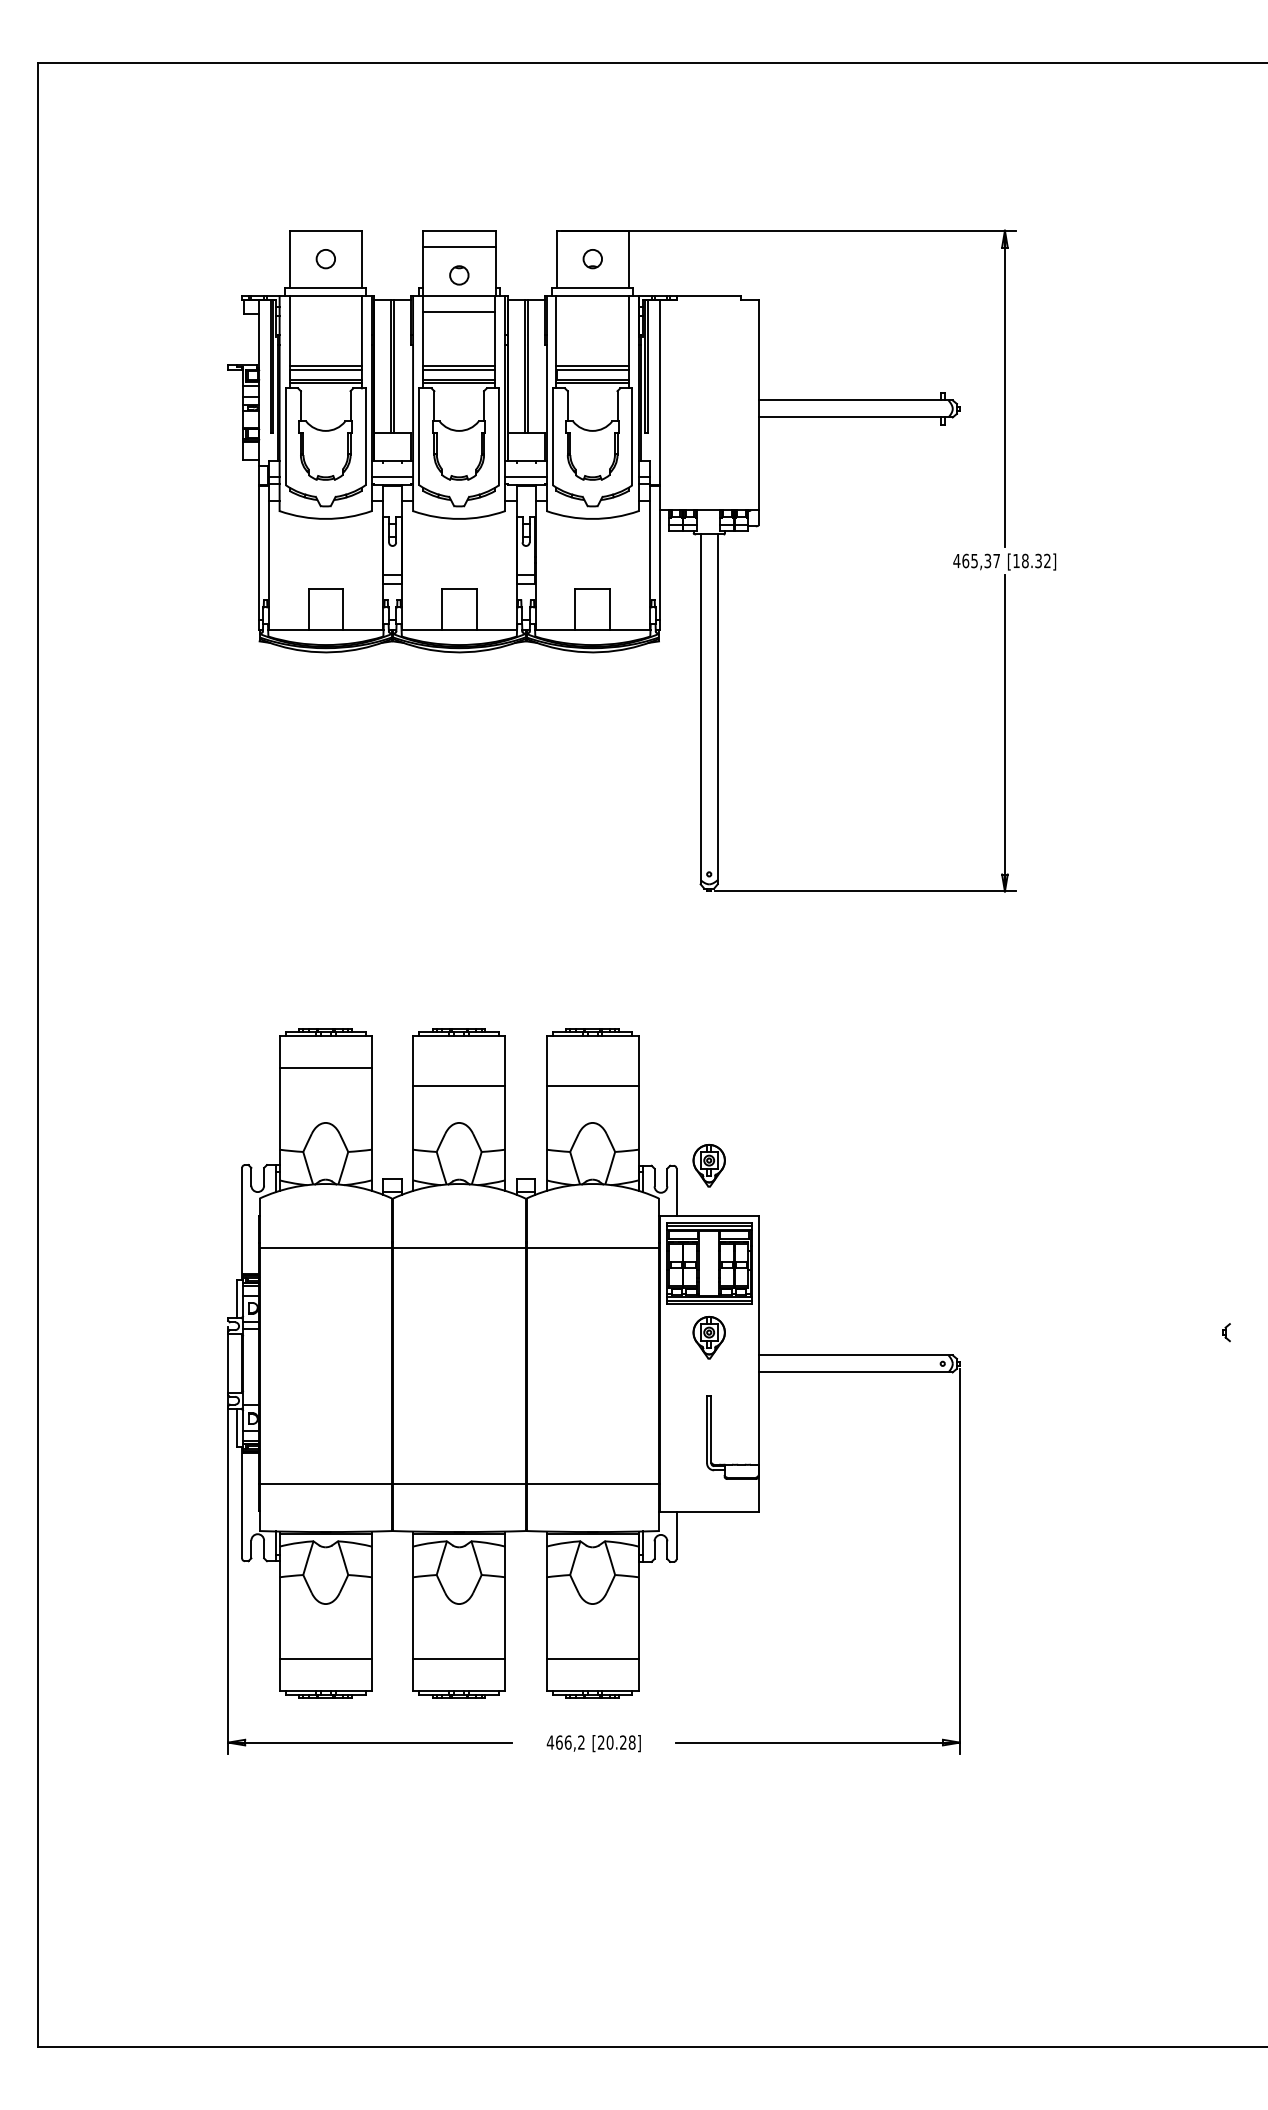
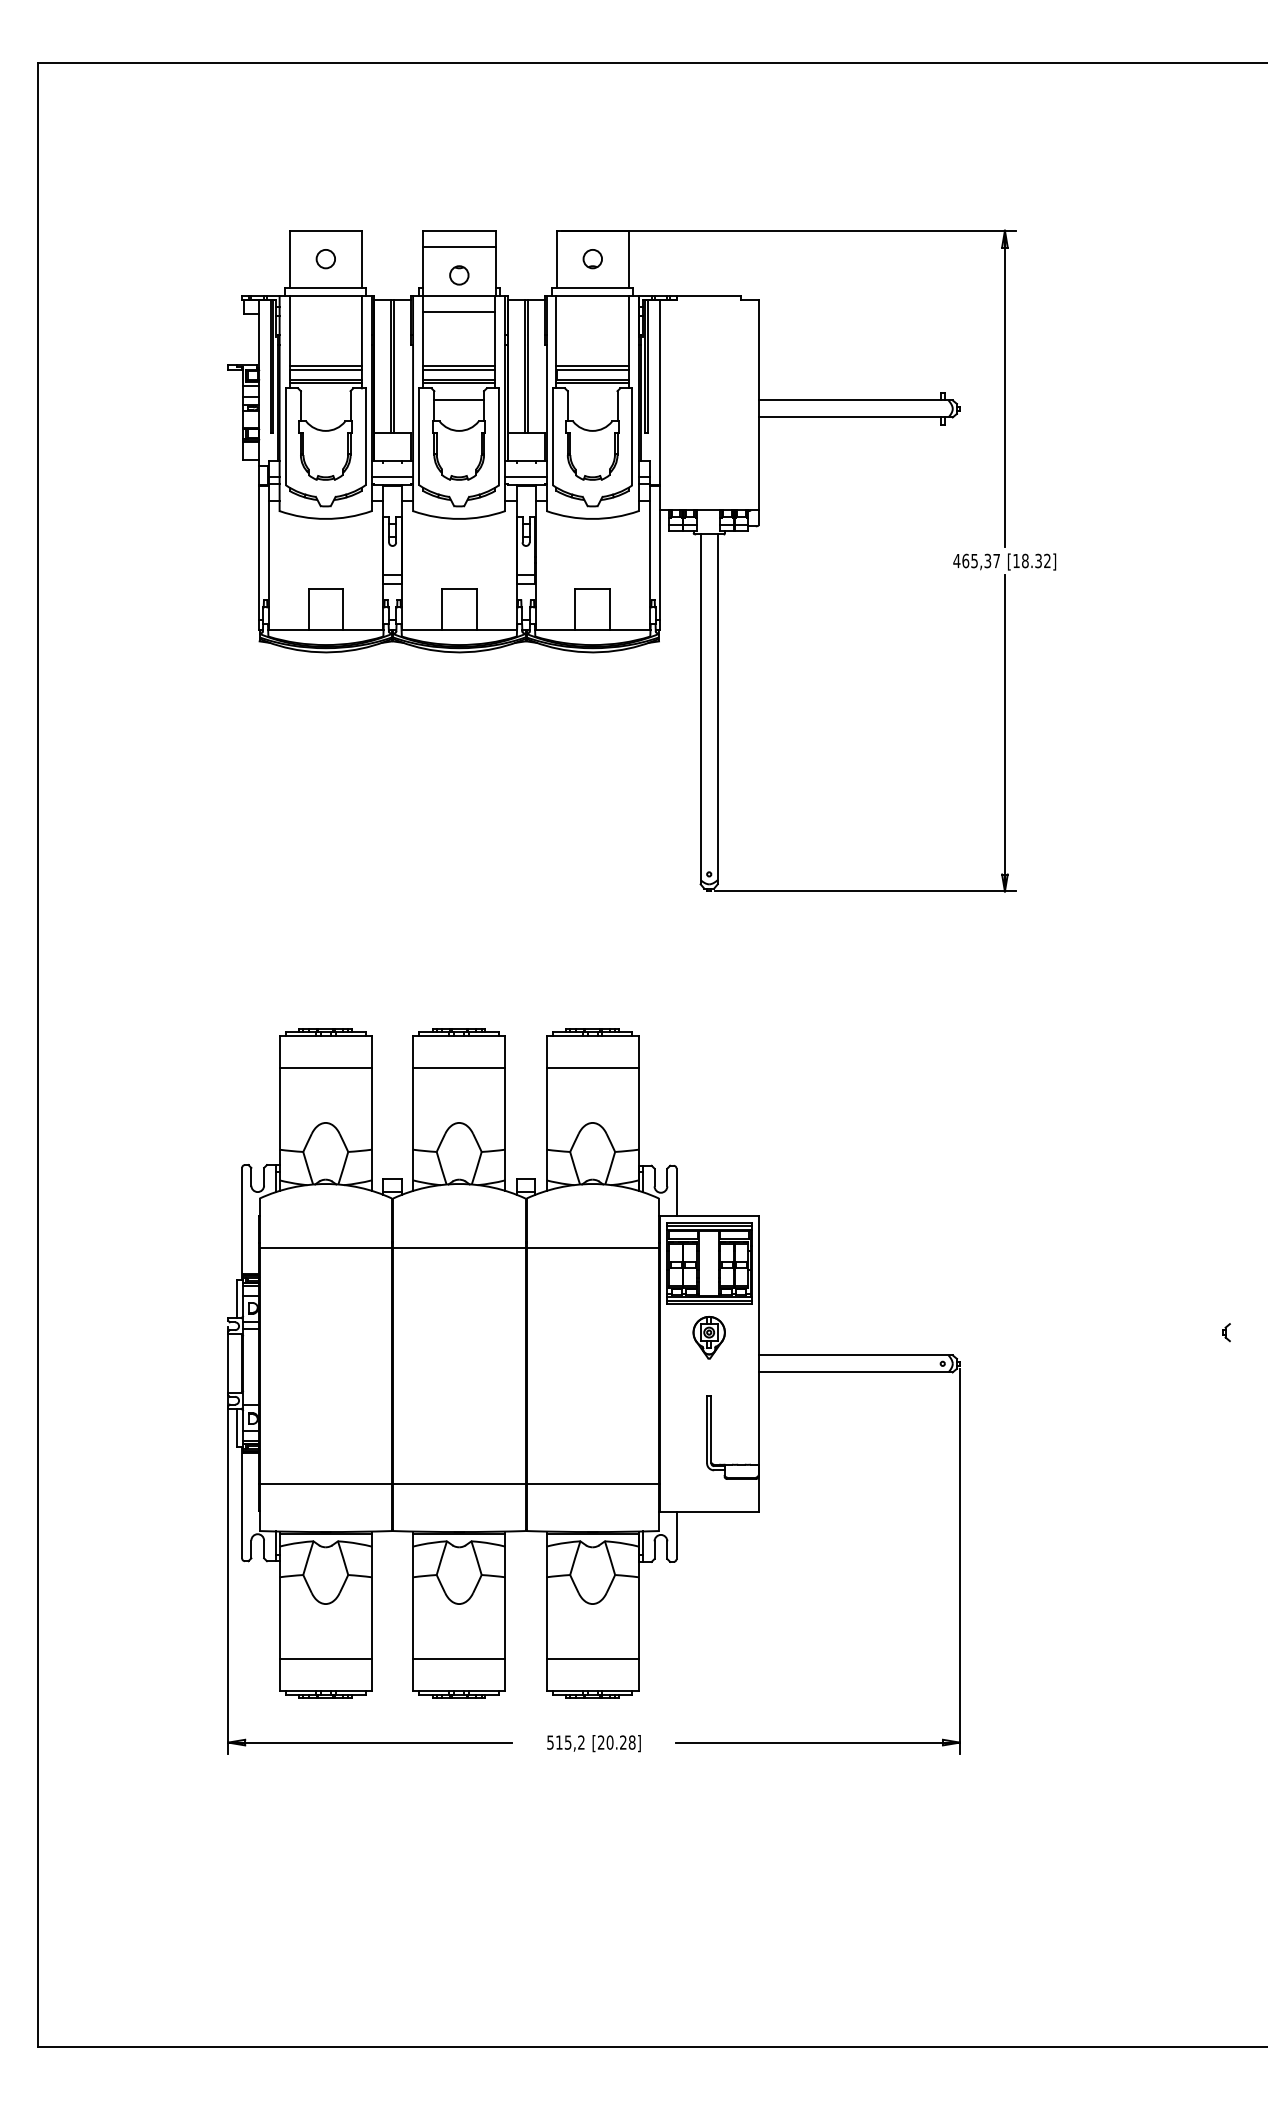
line: none -> present (459, 399)
line position: (459, 1086) -> (459, 1068) (459, 1068)
line position: (592, 1086) -> (592, 1068) (592, 1068)
part: present -> none (708, 1165)
text: 466,2 -> 515,2 (558, 1742)
